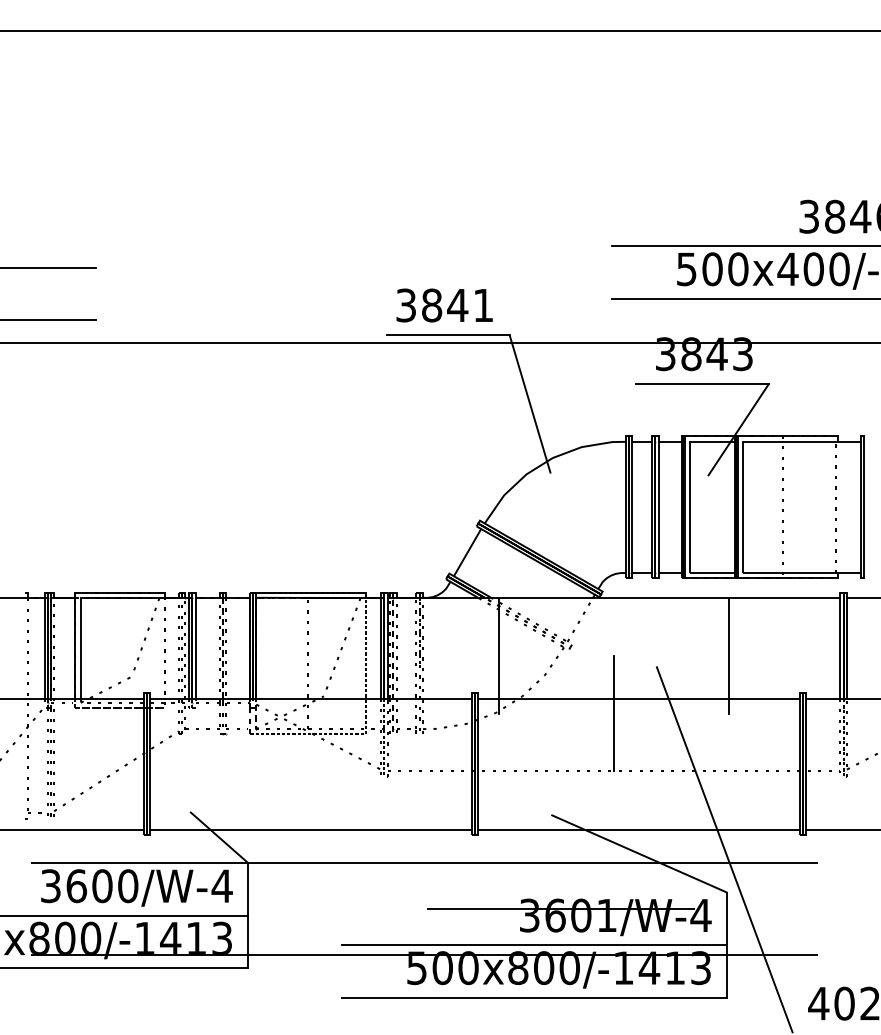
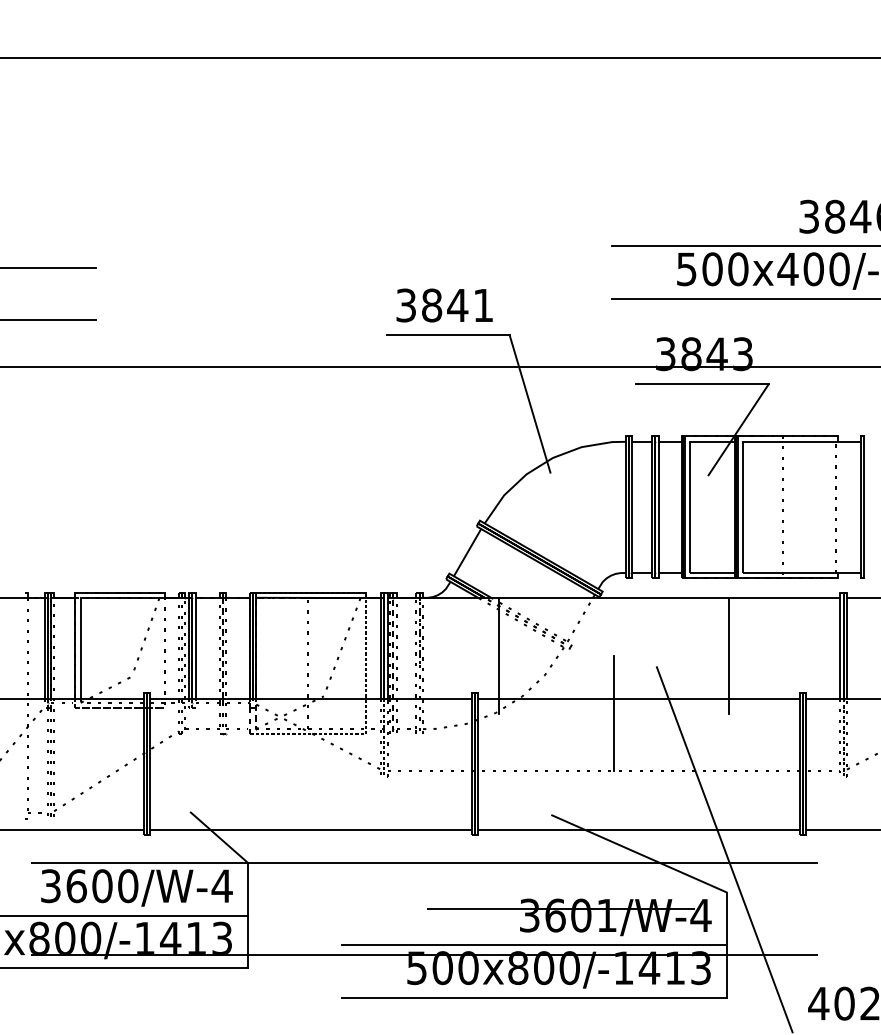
line position: (439, 31) -> (439, 58) (439, 58)
line position: (439, 342) -> (439, 366) (439, 366)
